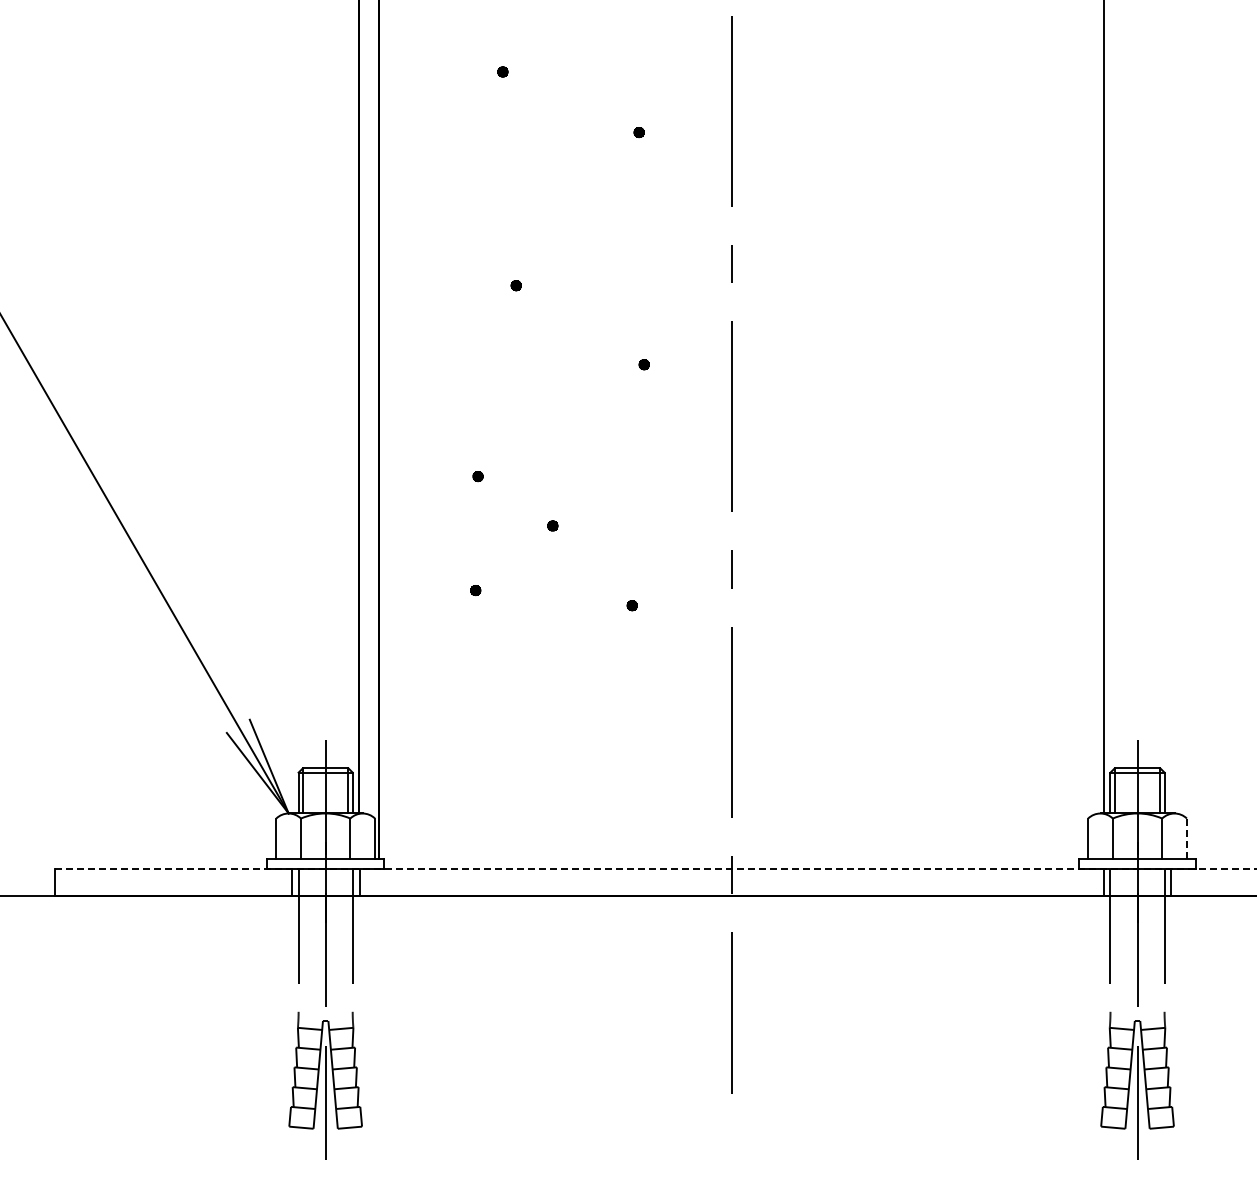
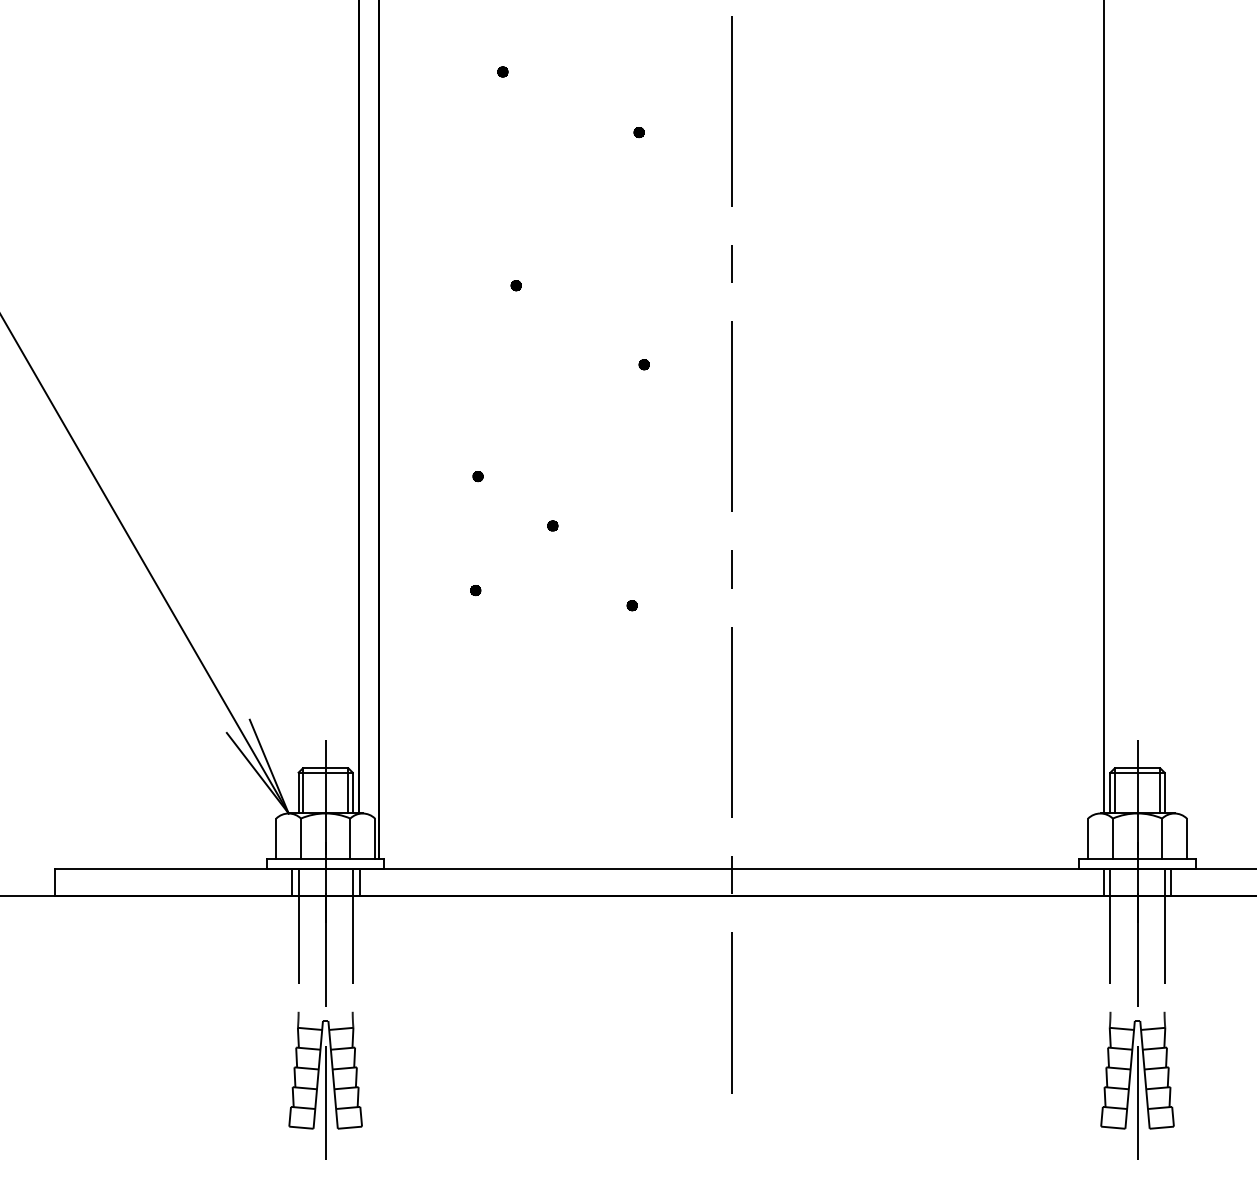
line: dashed -> solid (1186, 839)
line: dashed -> solid (655, 868)
